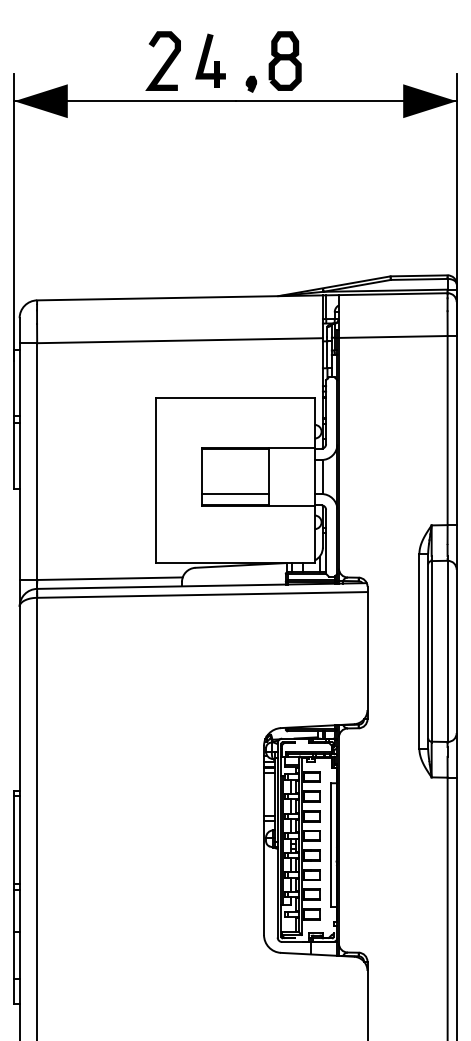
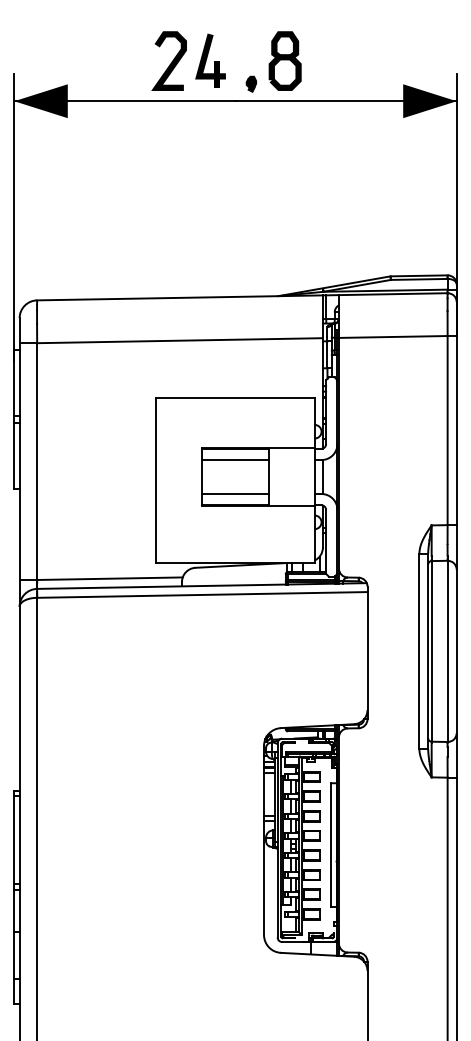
curve position: (165, 61) -> (171, 61) (171, 61)
line: none -> present (235, 460)
